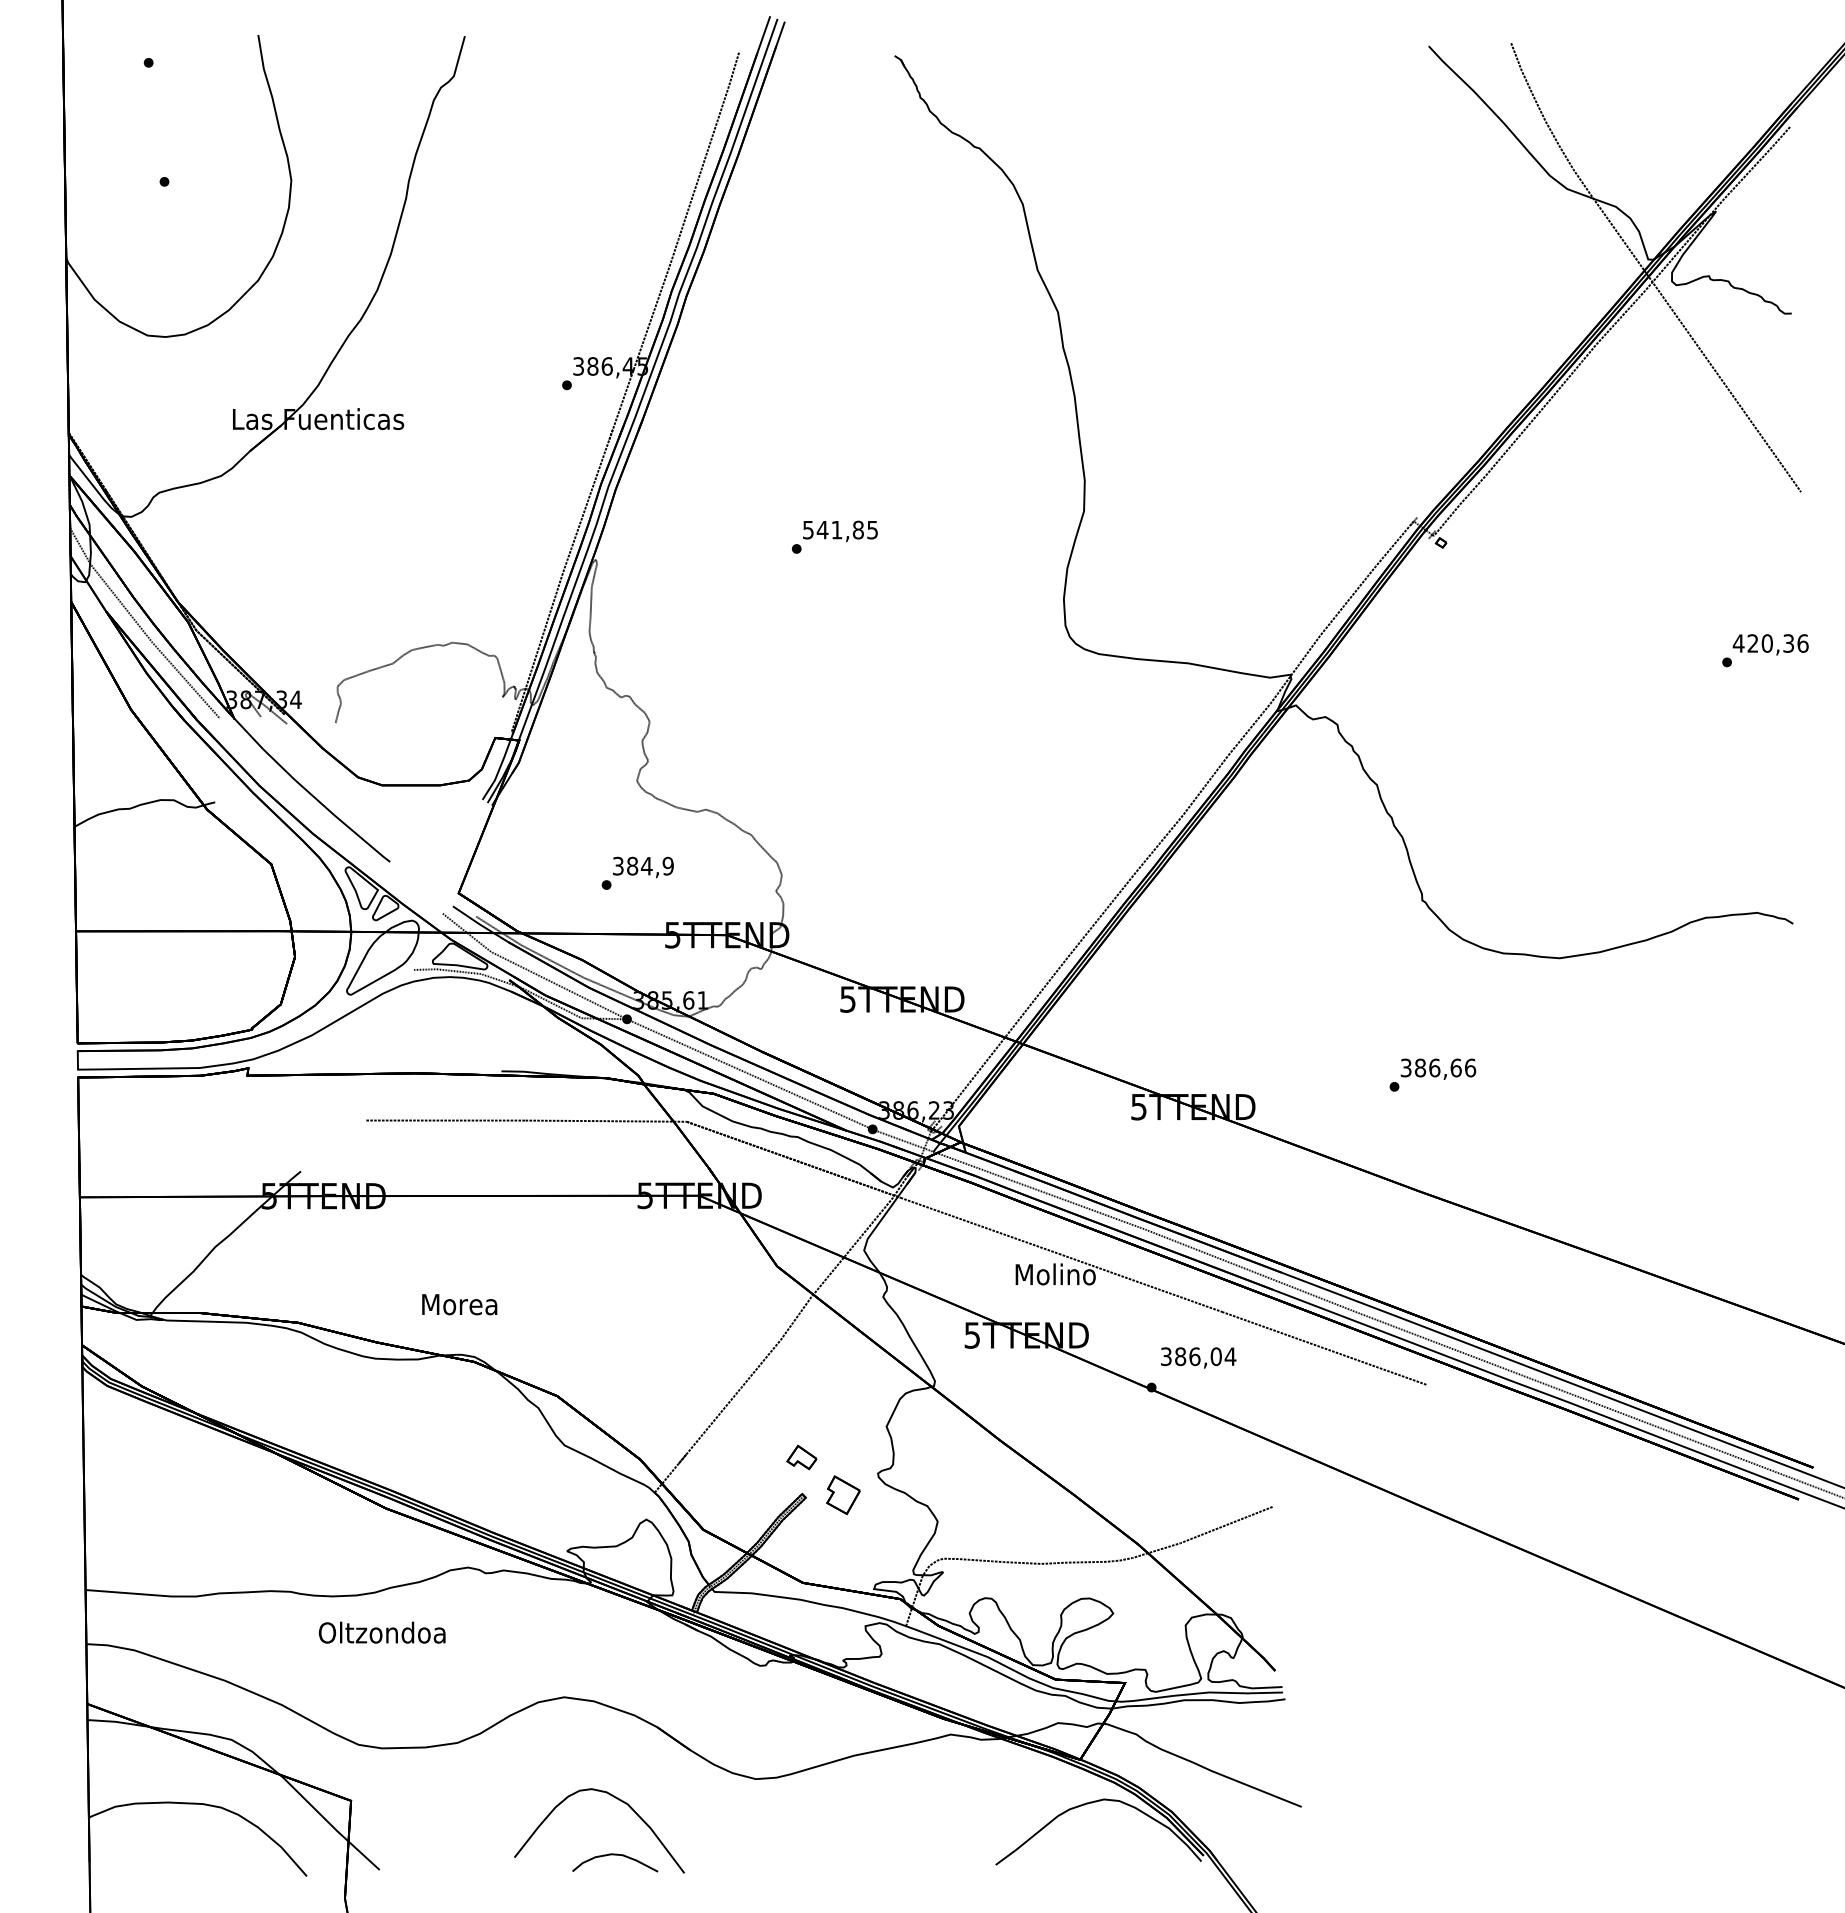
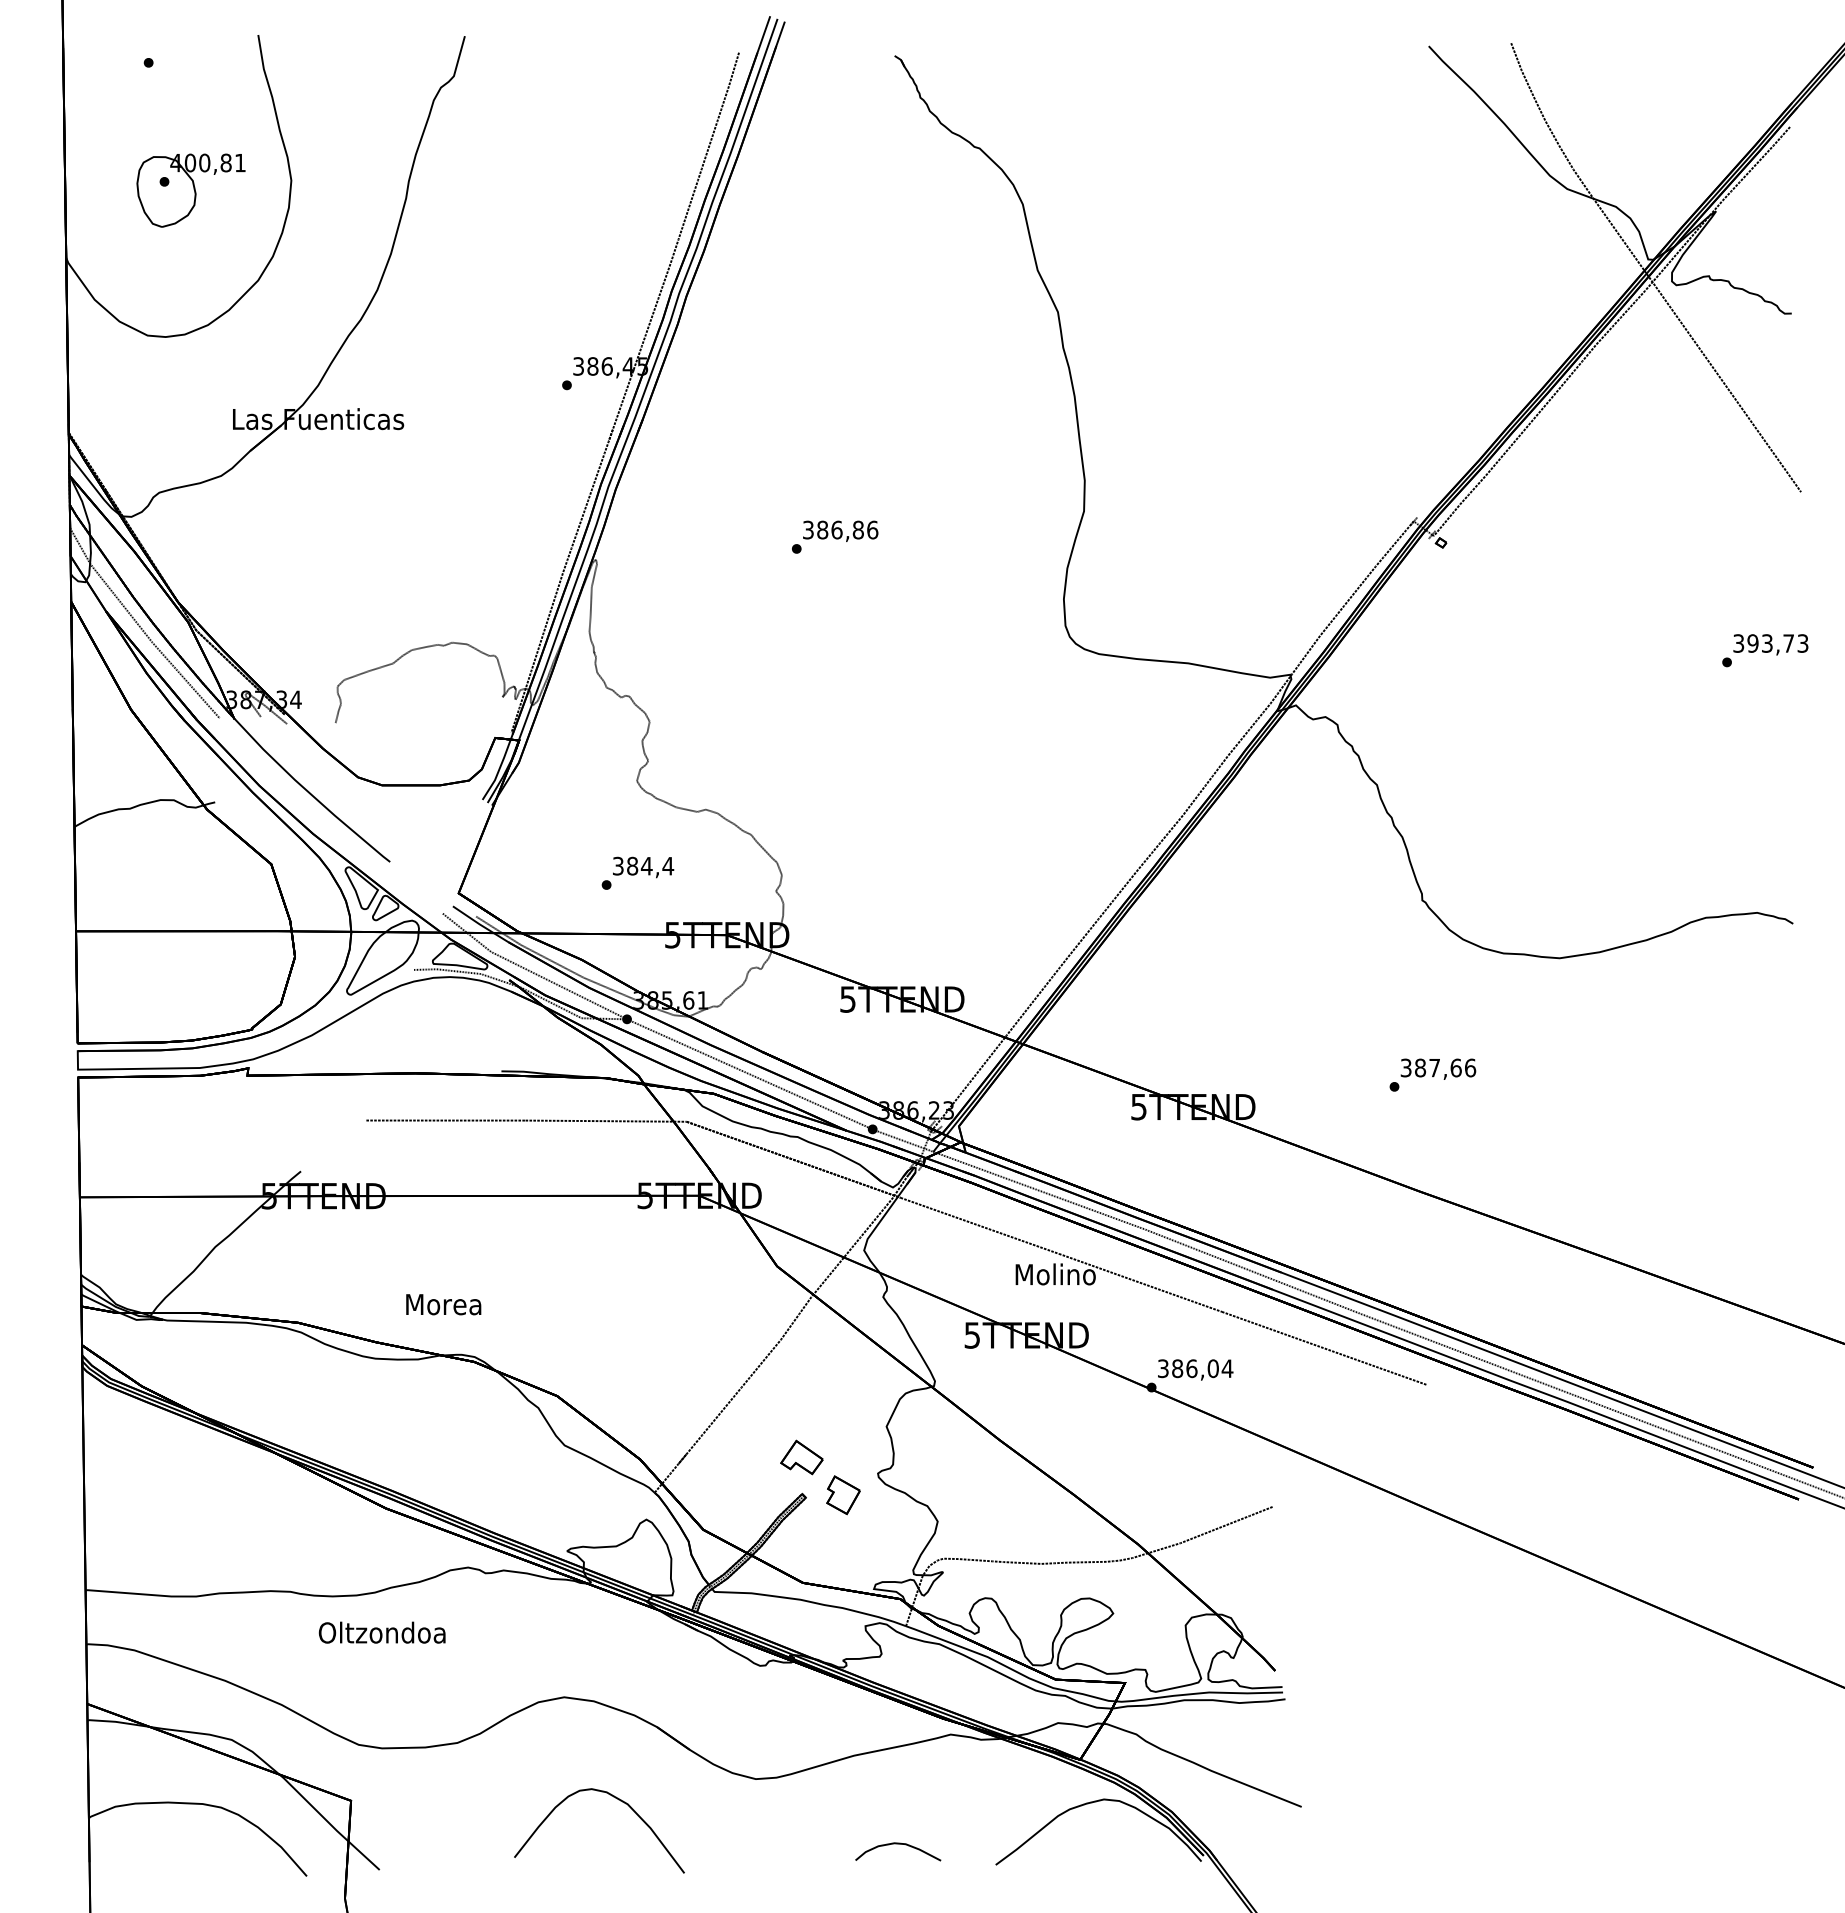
part: none -> present (190, 190)
text: 541,85 -> 386,86 (840, 529)
text: 420,36 -> 393,73 (1770, 643)
text: 384,9 -> 384,4 (668, 865)
text: 386,66 -> 387,66 (1434, 1067)
text position: (459, 1304) -> (443, 1304) (443, 1304)
text position: (1198, 1357) -> (1195, 1369) (1195, 1369)
part size: 32x27 px -> 44x37 px (801, 1457)
curve position: (615, 1855) -> (898, 1844) (898, 1844)
